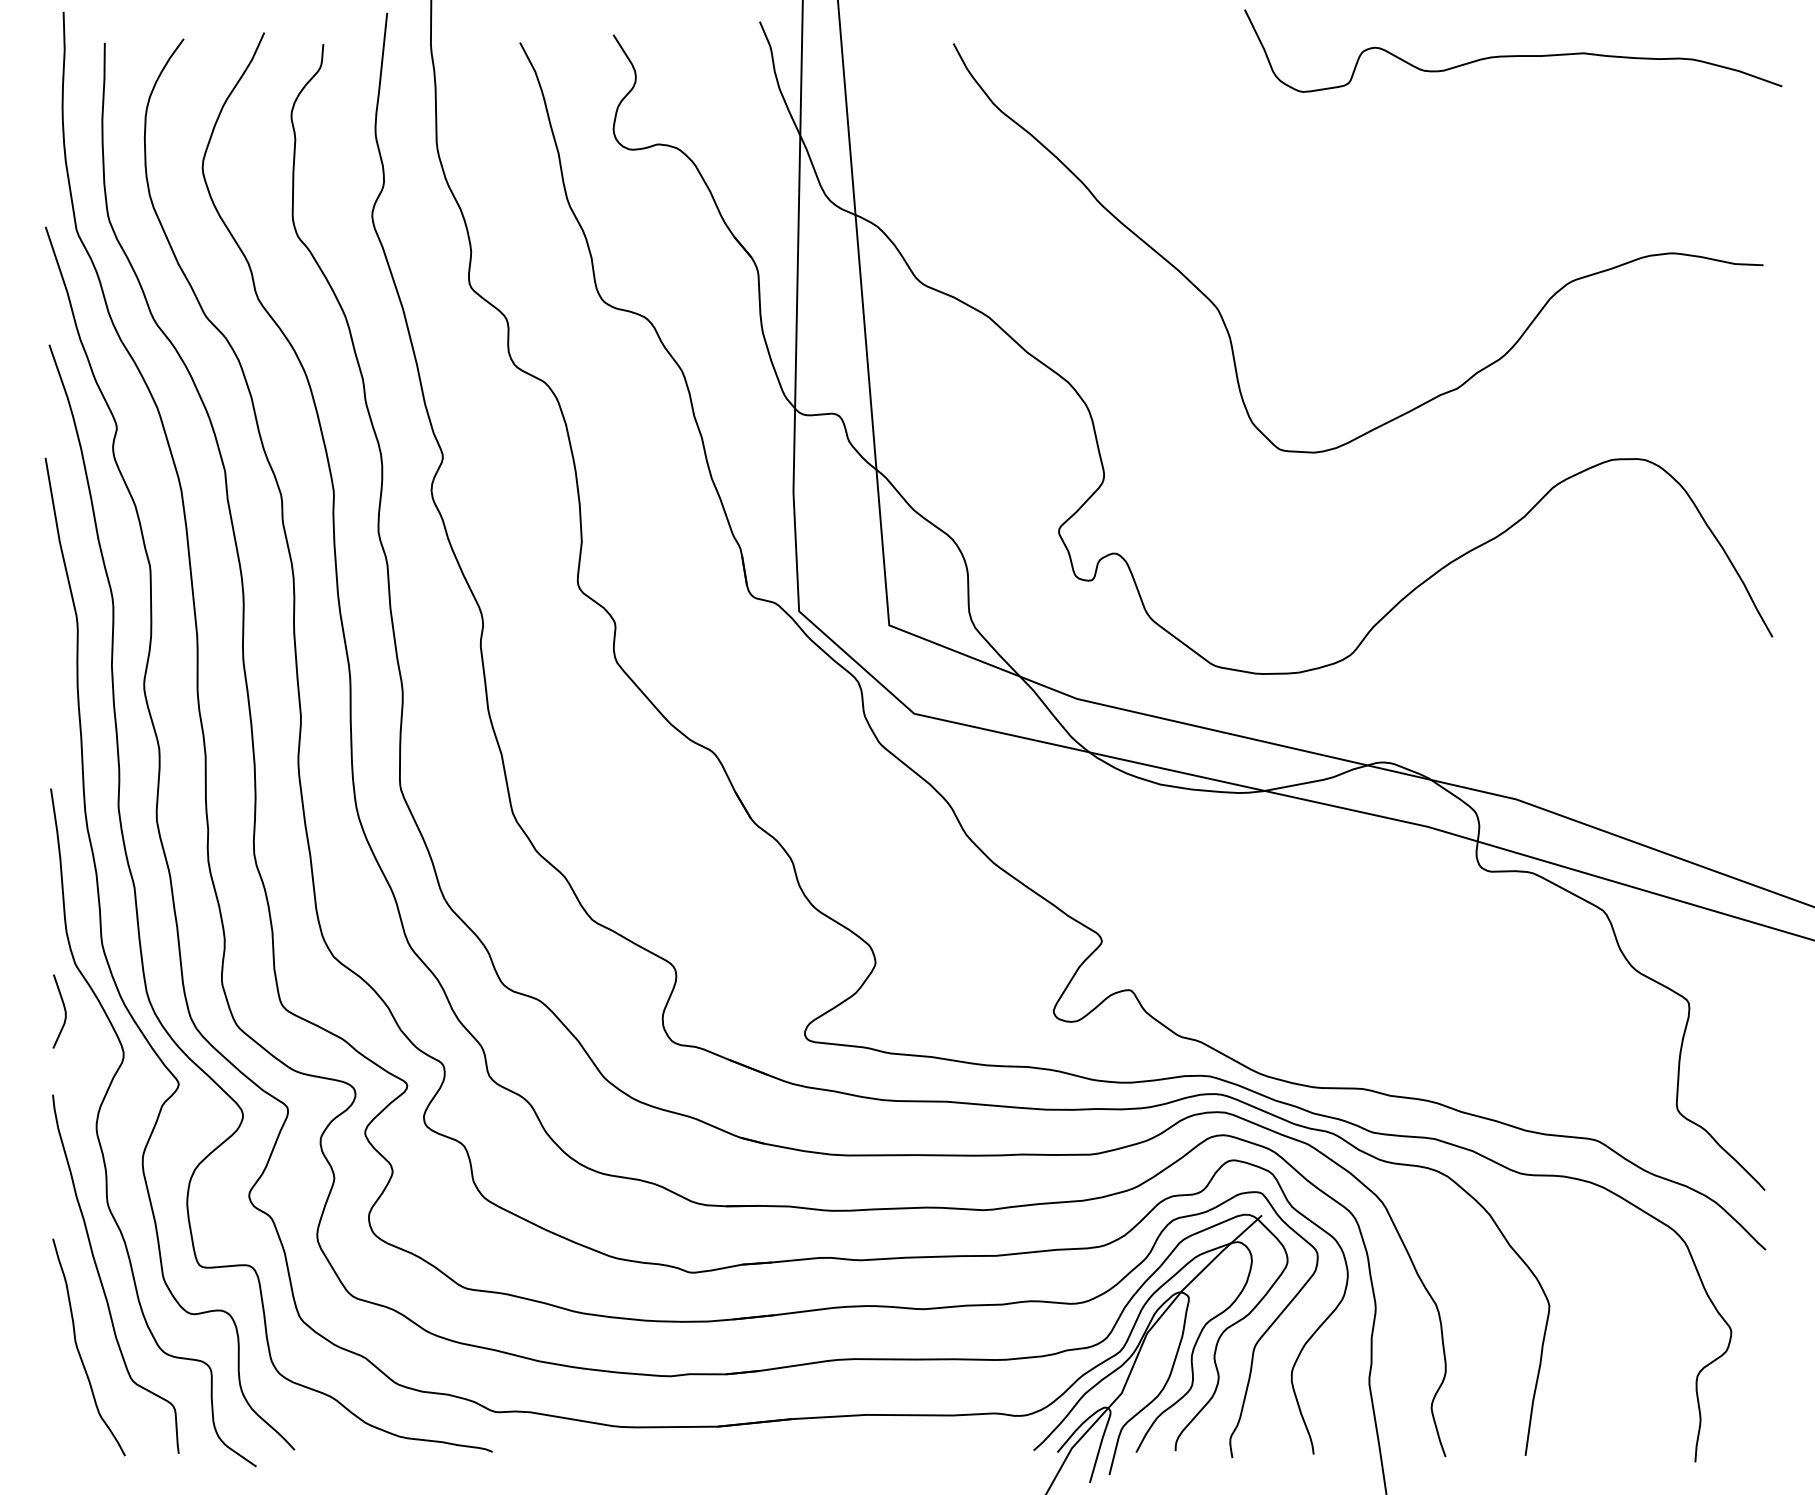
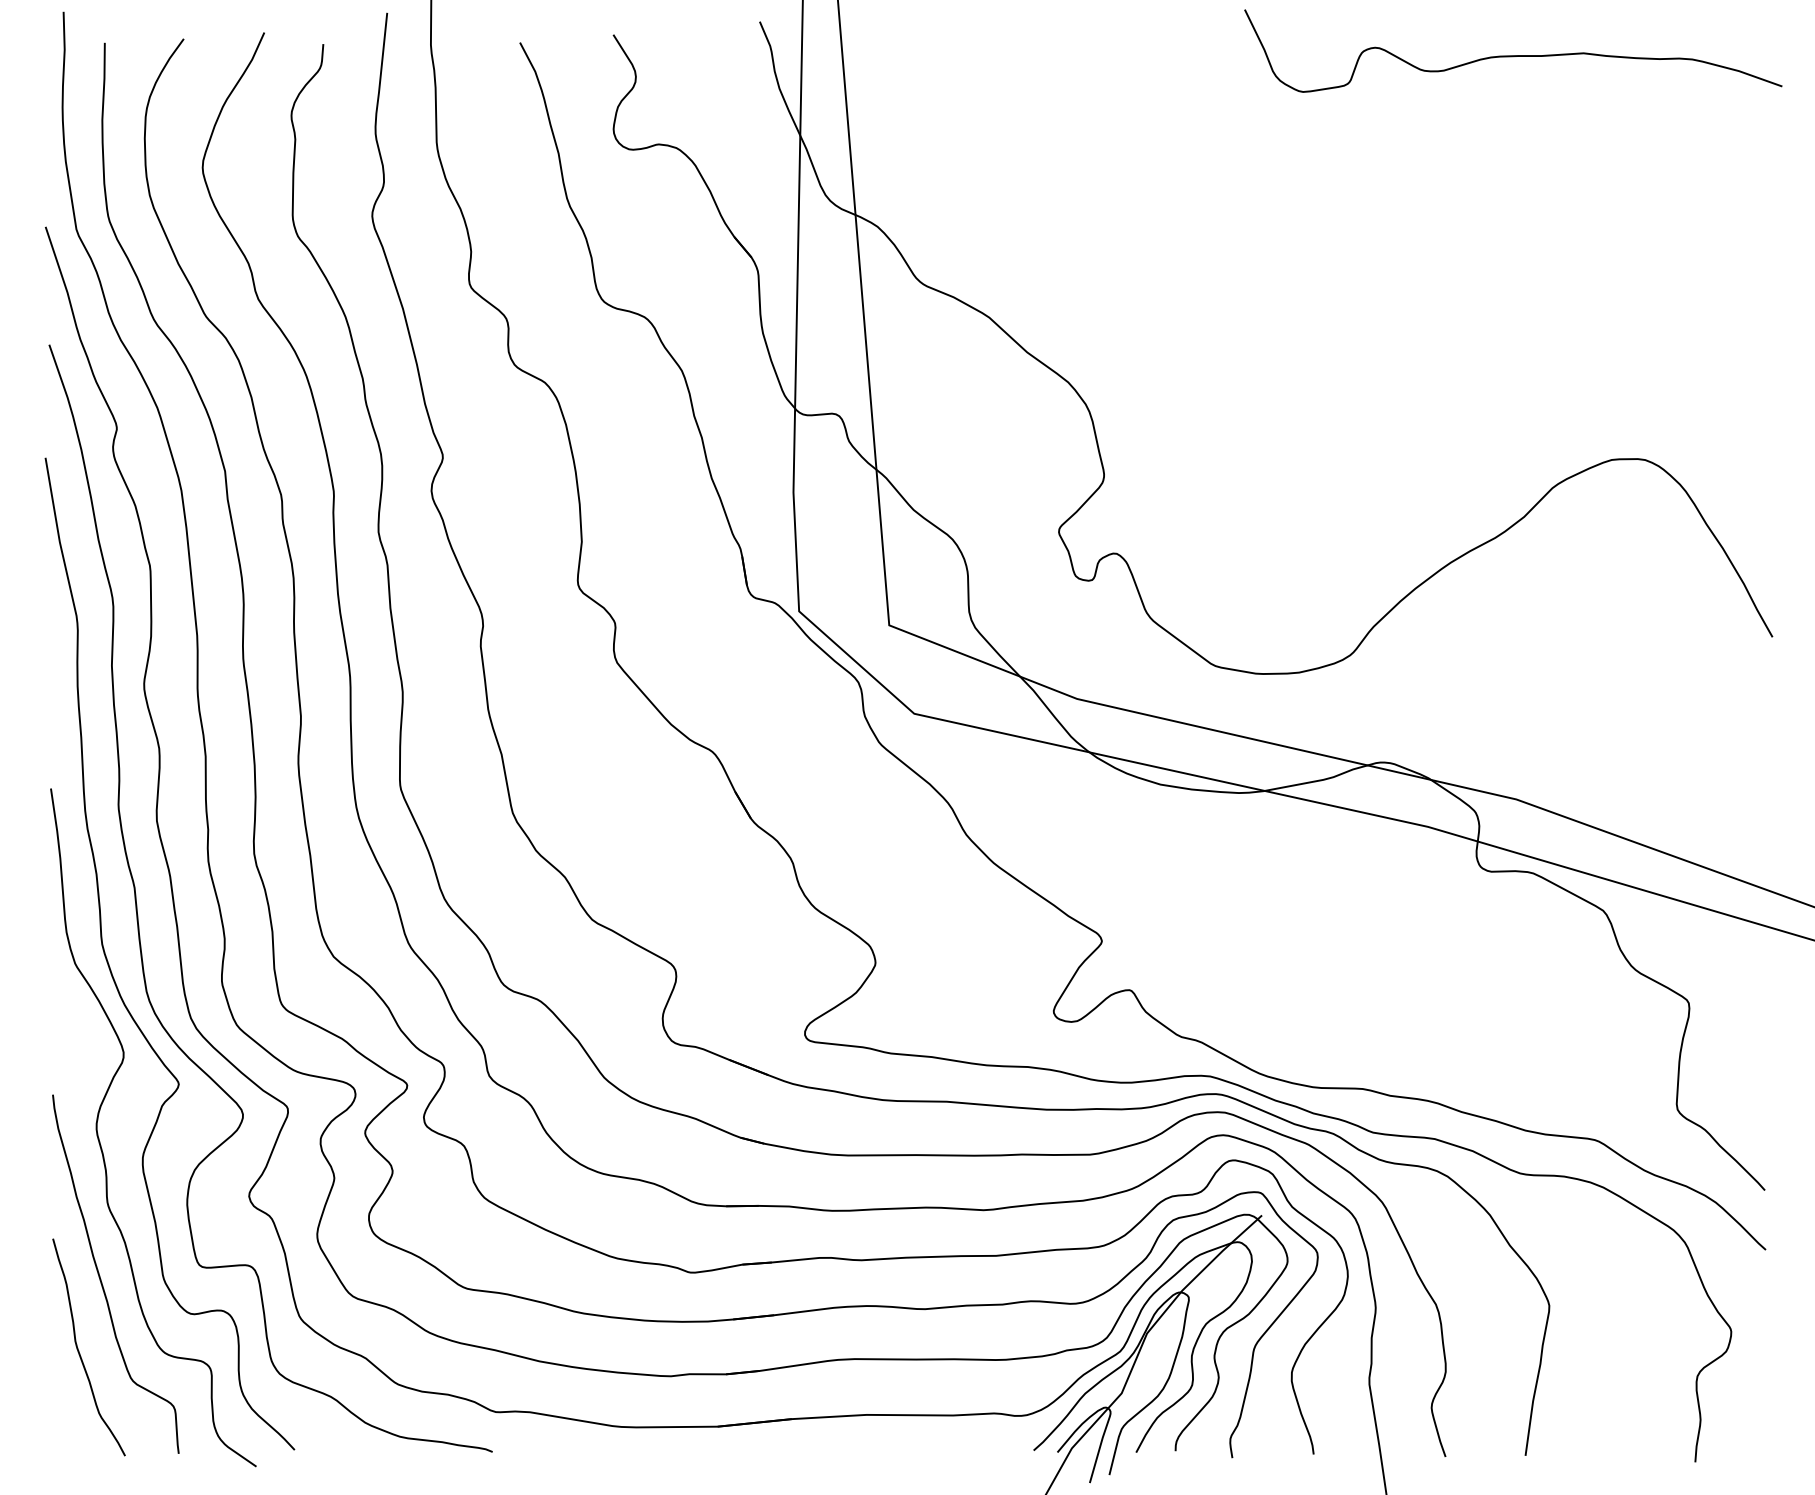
curve: present -> none (1222, 316)
curve: present -> none (64, 1011)
